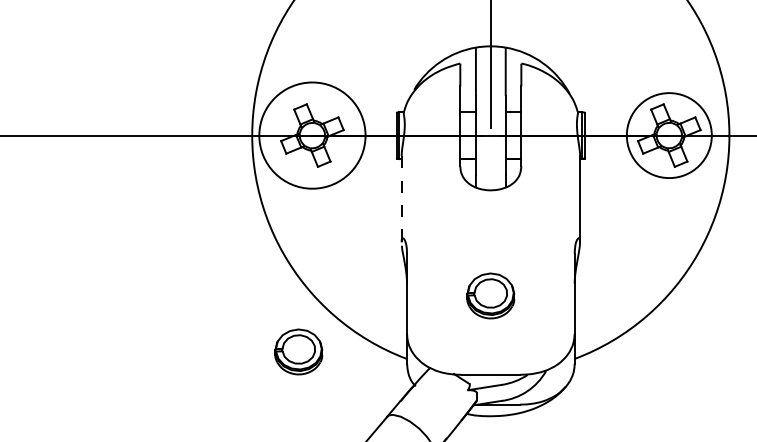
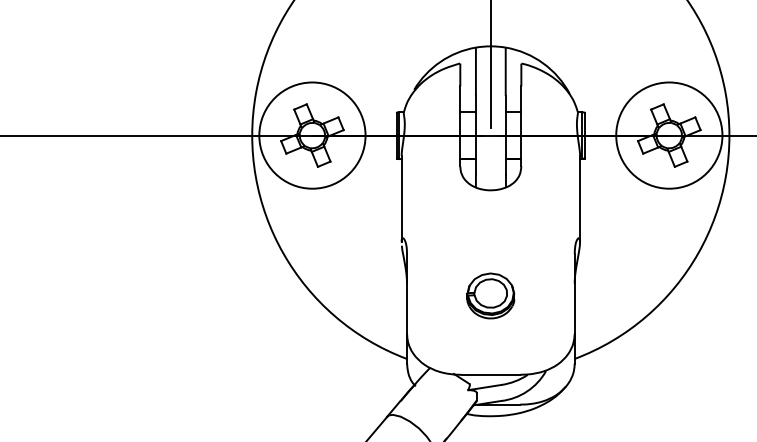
circle diameter: 85 px -> 106 px (669, 135)
line: dashed -> solid (401, 199)
part: present -> none (298, 351)
